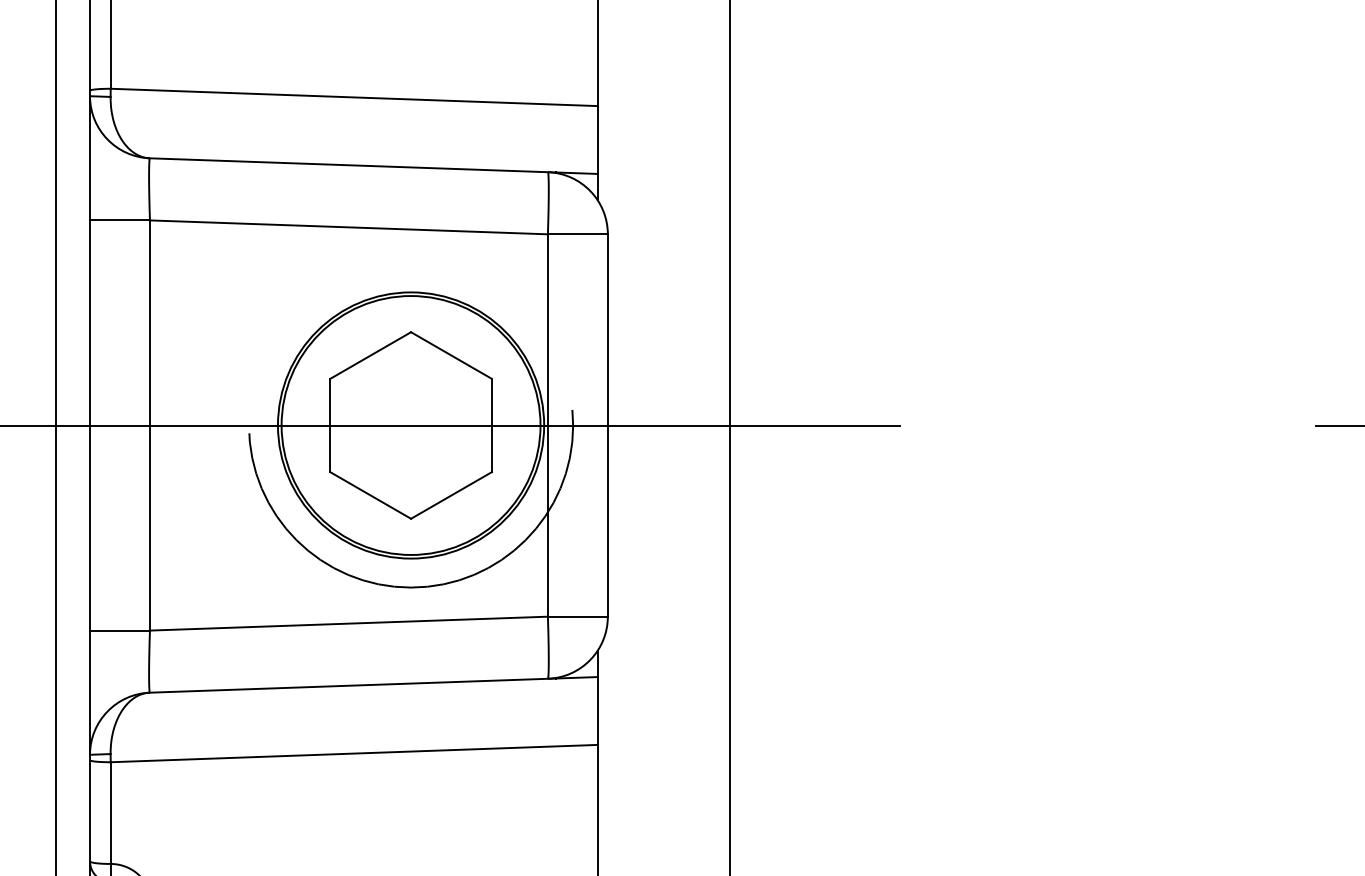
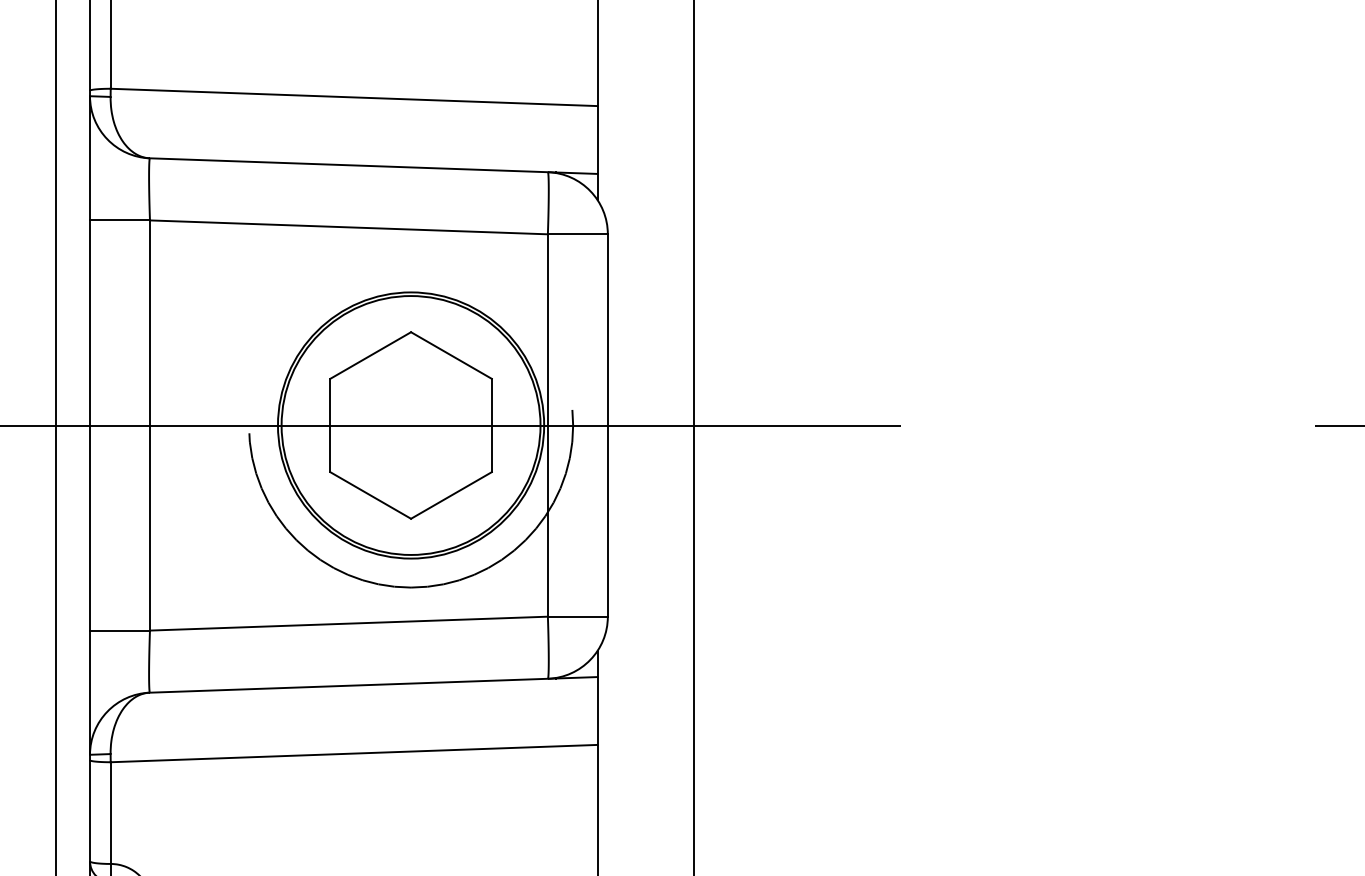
line position: (730, 437) -> (694, 437) (694, 437)
